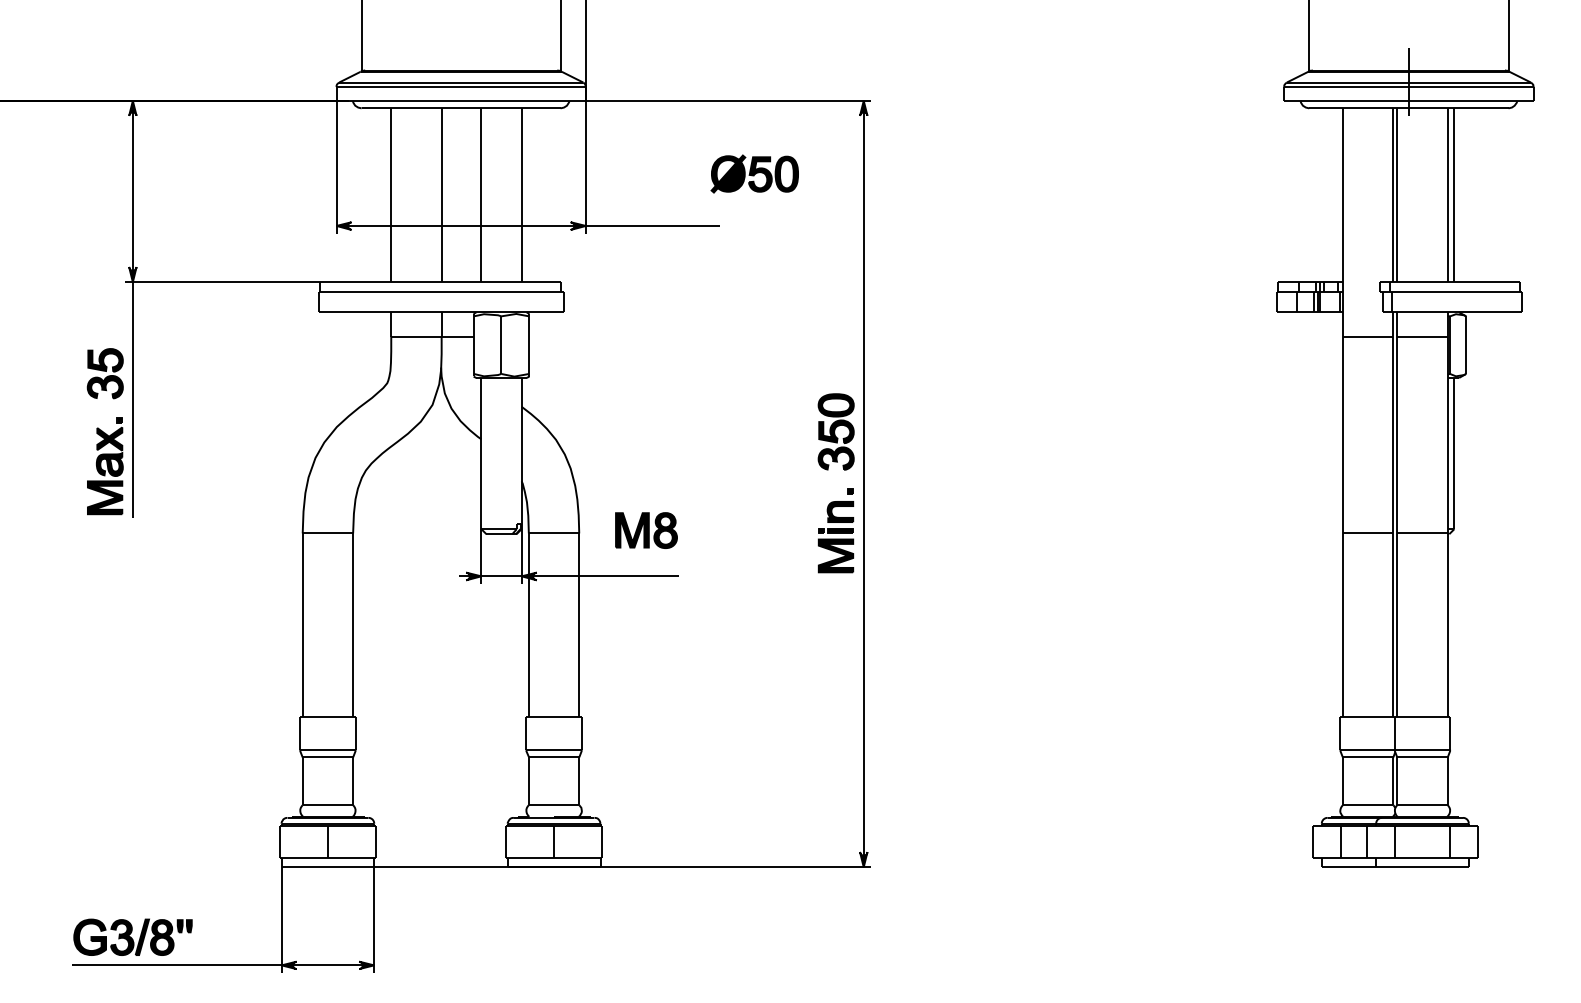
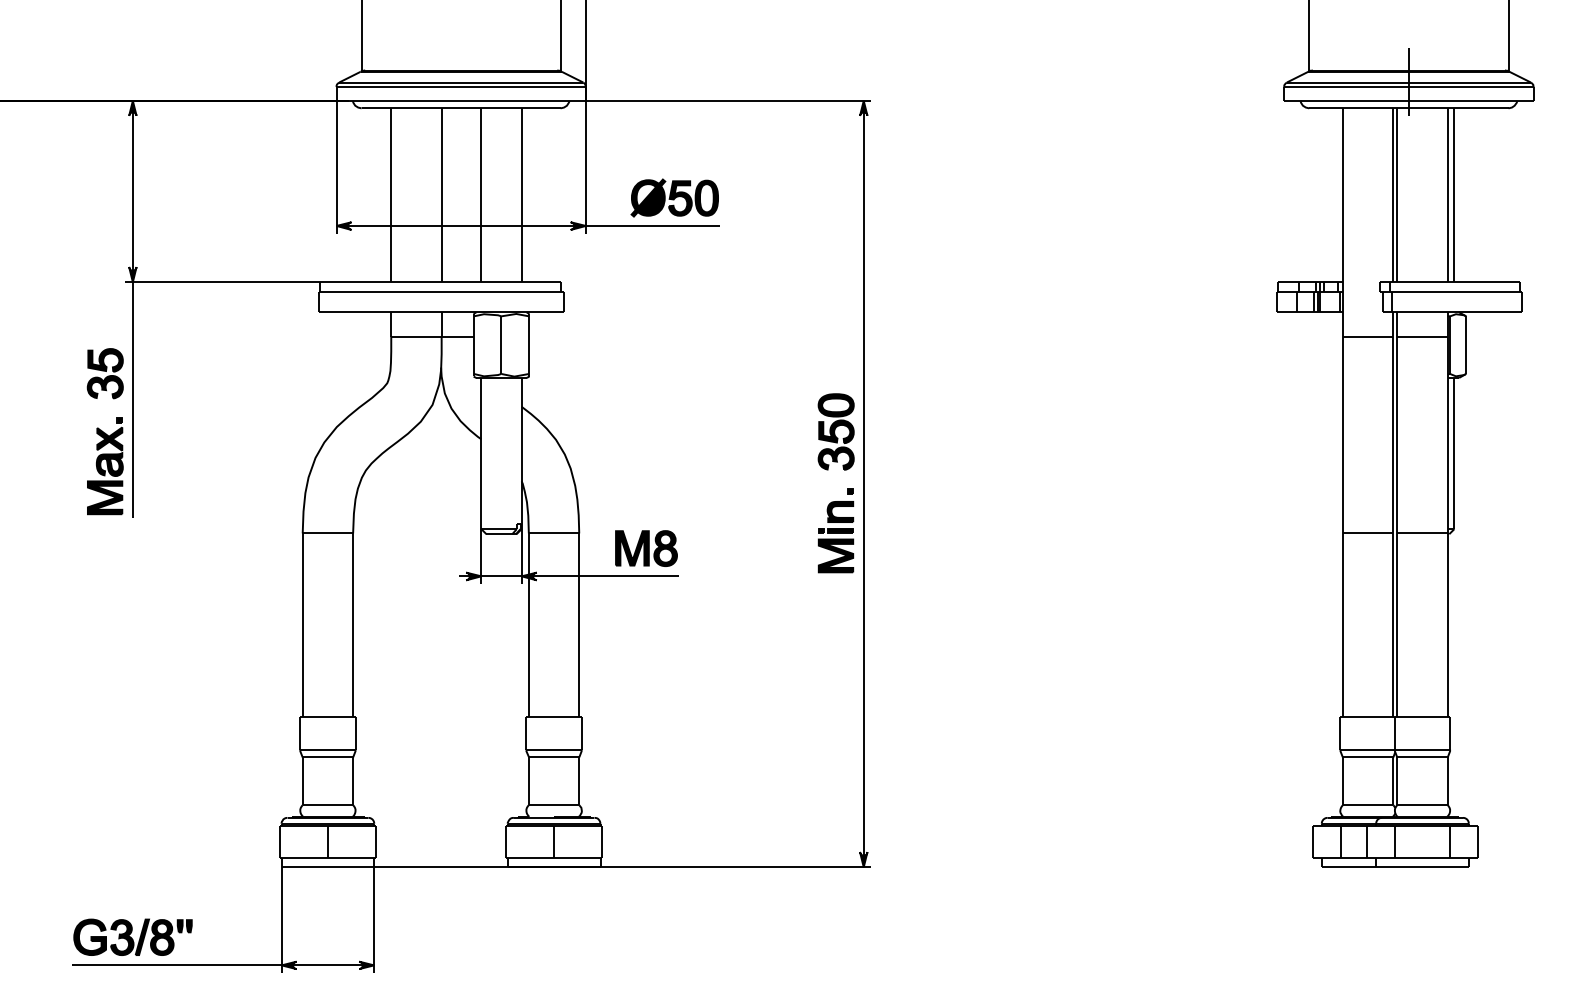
part position: (754, 173) -> (674, 197) (674, 197)
part position: (646, 530) -> (646, 548) (646, 548)
